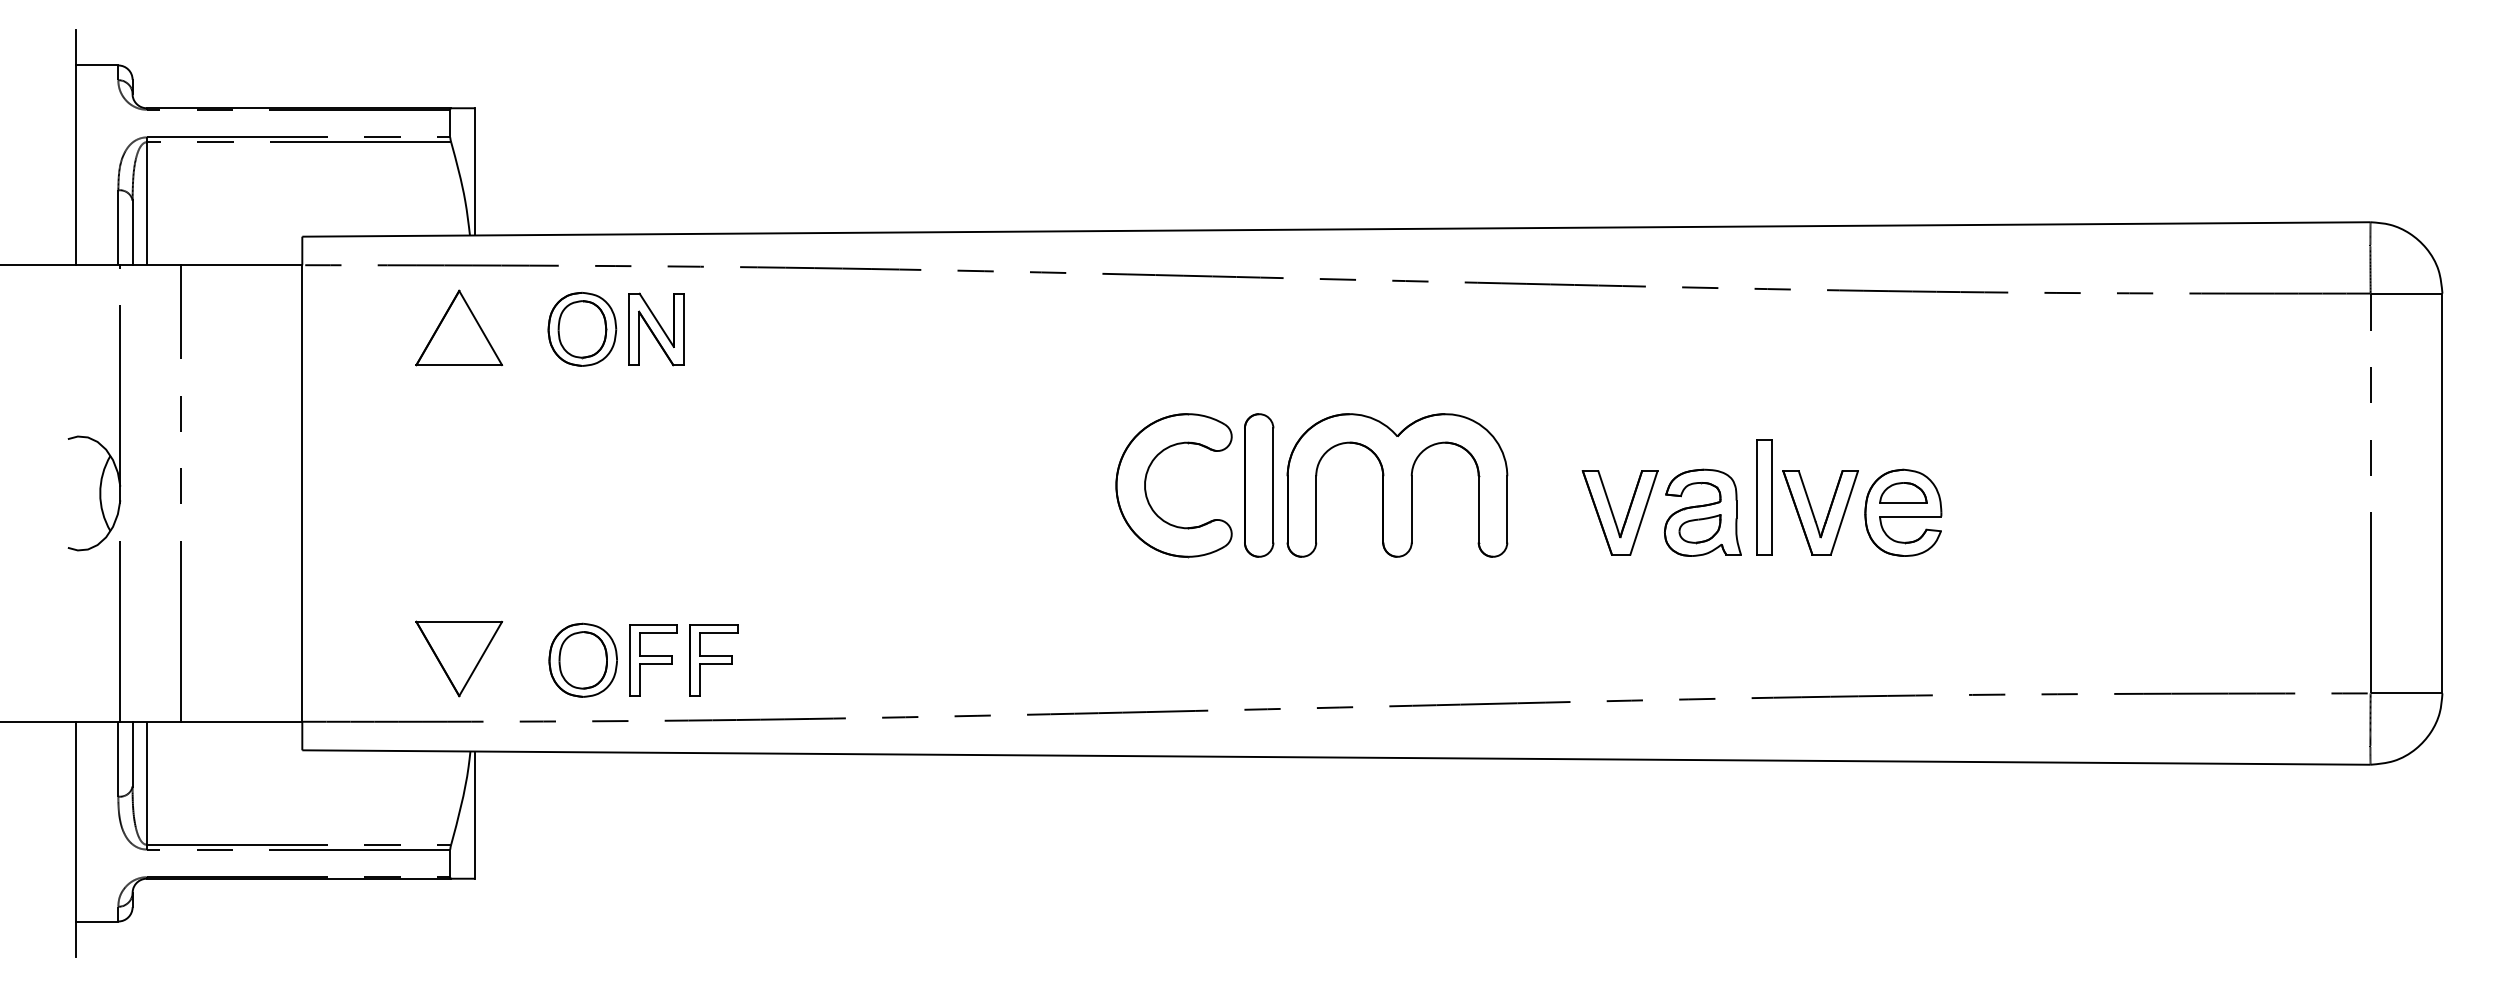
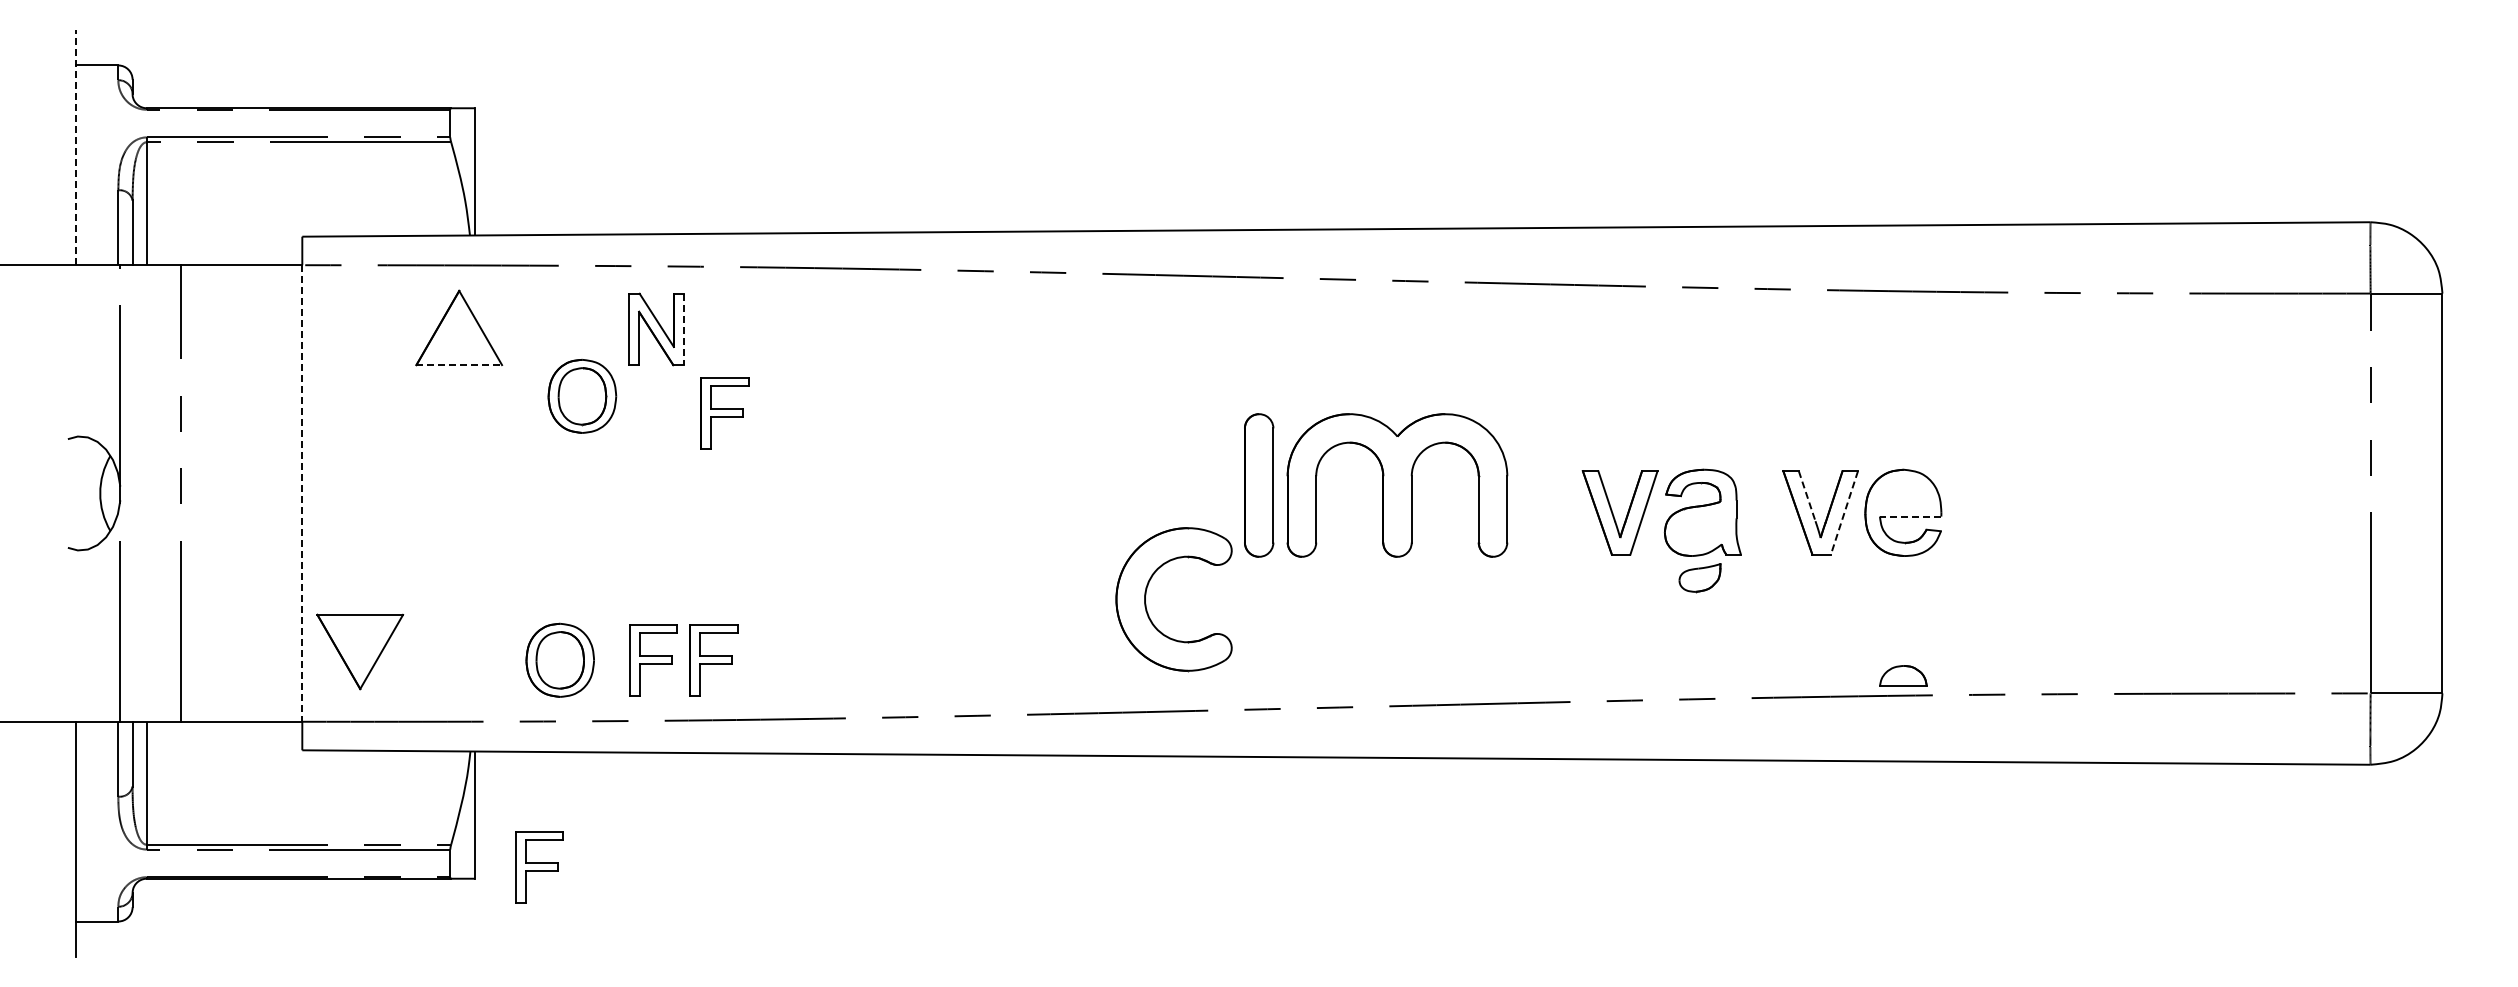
line: solid -> dashed (75, 147)
part position: (582, 328) -> (582, 395) (582, 395)
line: solid -> dashed (683, 329)
line: solid -> dashed (459, 365)
part: none -> present (724, 413)
part position: (1146, 481) -> (1146, 595) (1146, 595)
part position: (1903, 492) -> (1903, 675) (1903, 675)
line: solid -> dashed (302, 493)
line: solid -> dashed (1807, 496)
part: present -> none (1764, 497)
line: solid -> dashed (1844, 512)
line: solid -> dashed (1910, 516)
part position: (1699, 529) -> (1699, 578) (1699, 578)
part position: (459, 658) -> (360, 651) (360, 651)
part position: (582, 659) -> (559, 659) (559, 659)
part: none -> present (539, 867)
